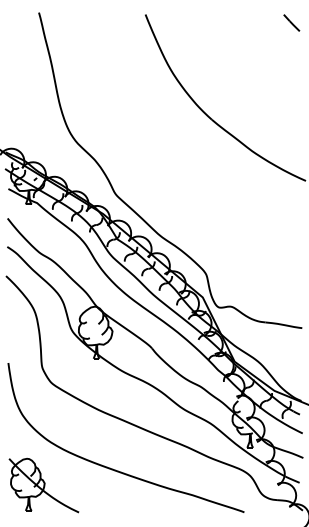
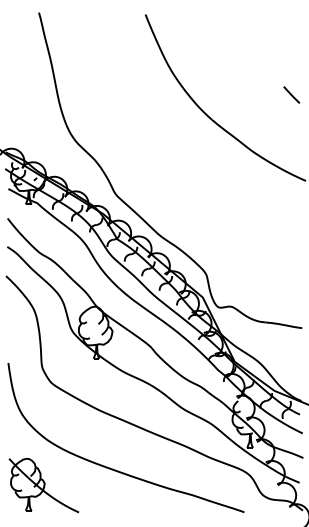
line position: (291, 22) -> (291, 94) (291, 94)
